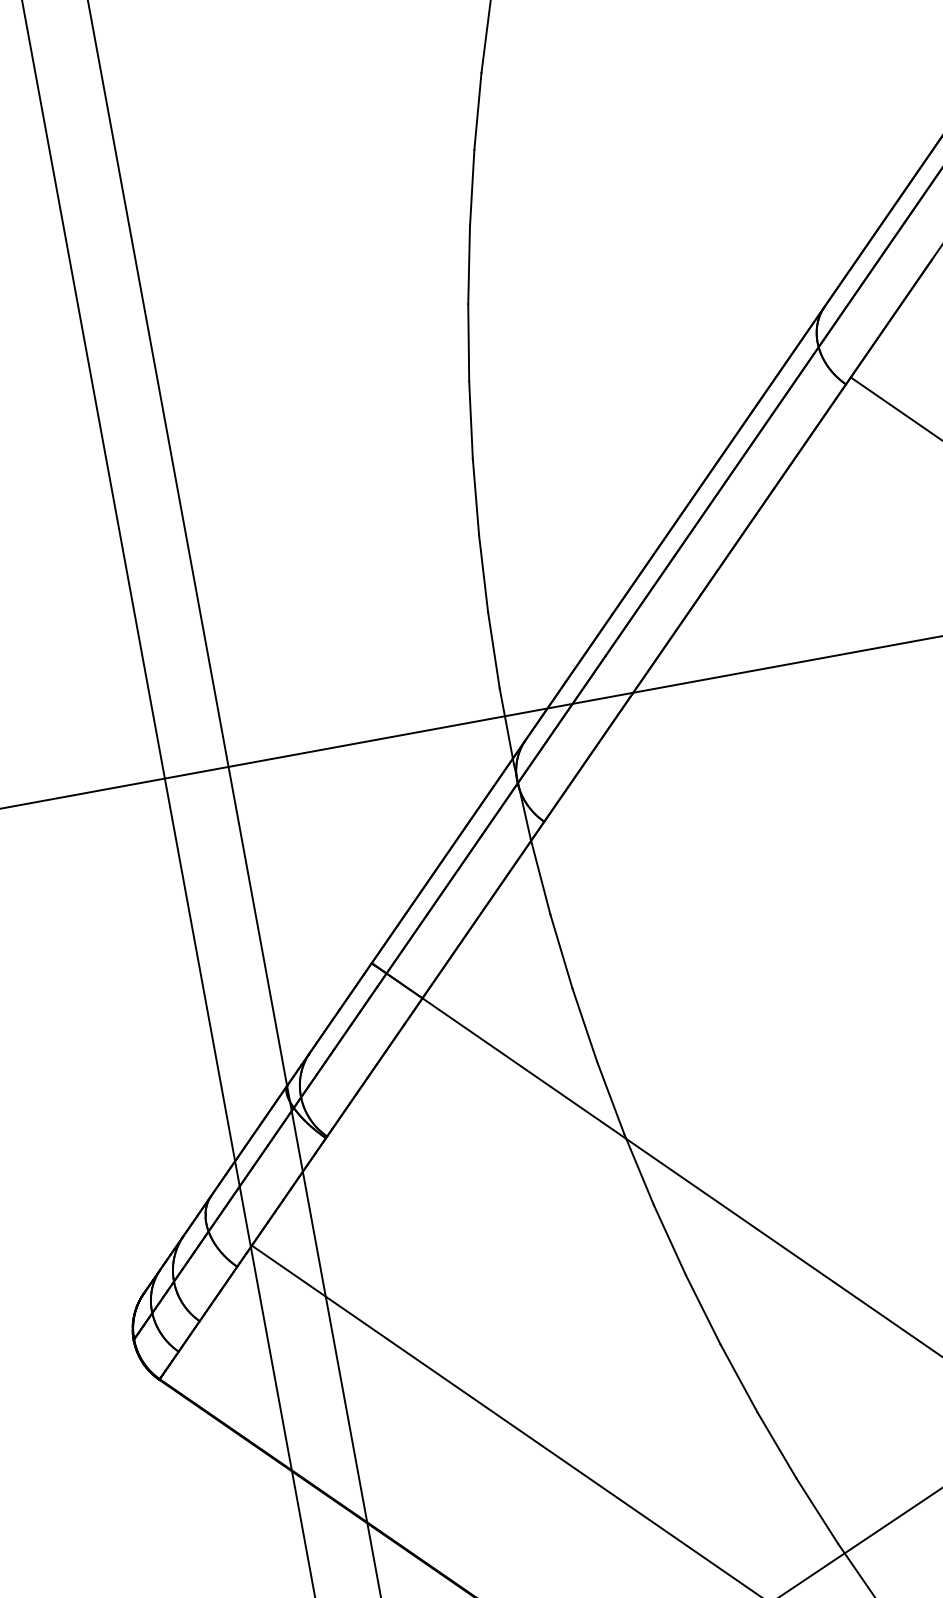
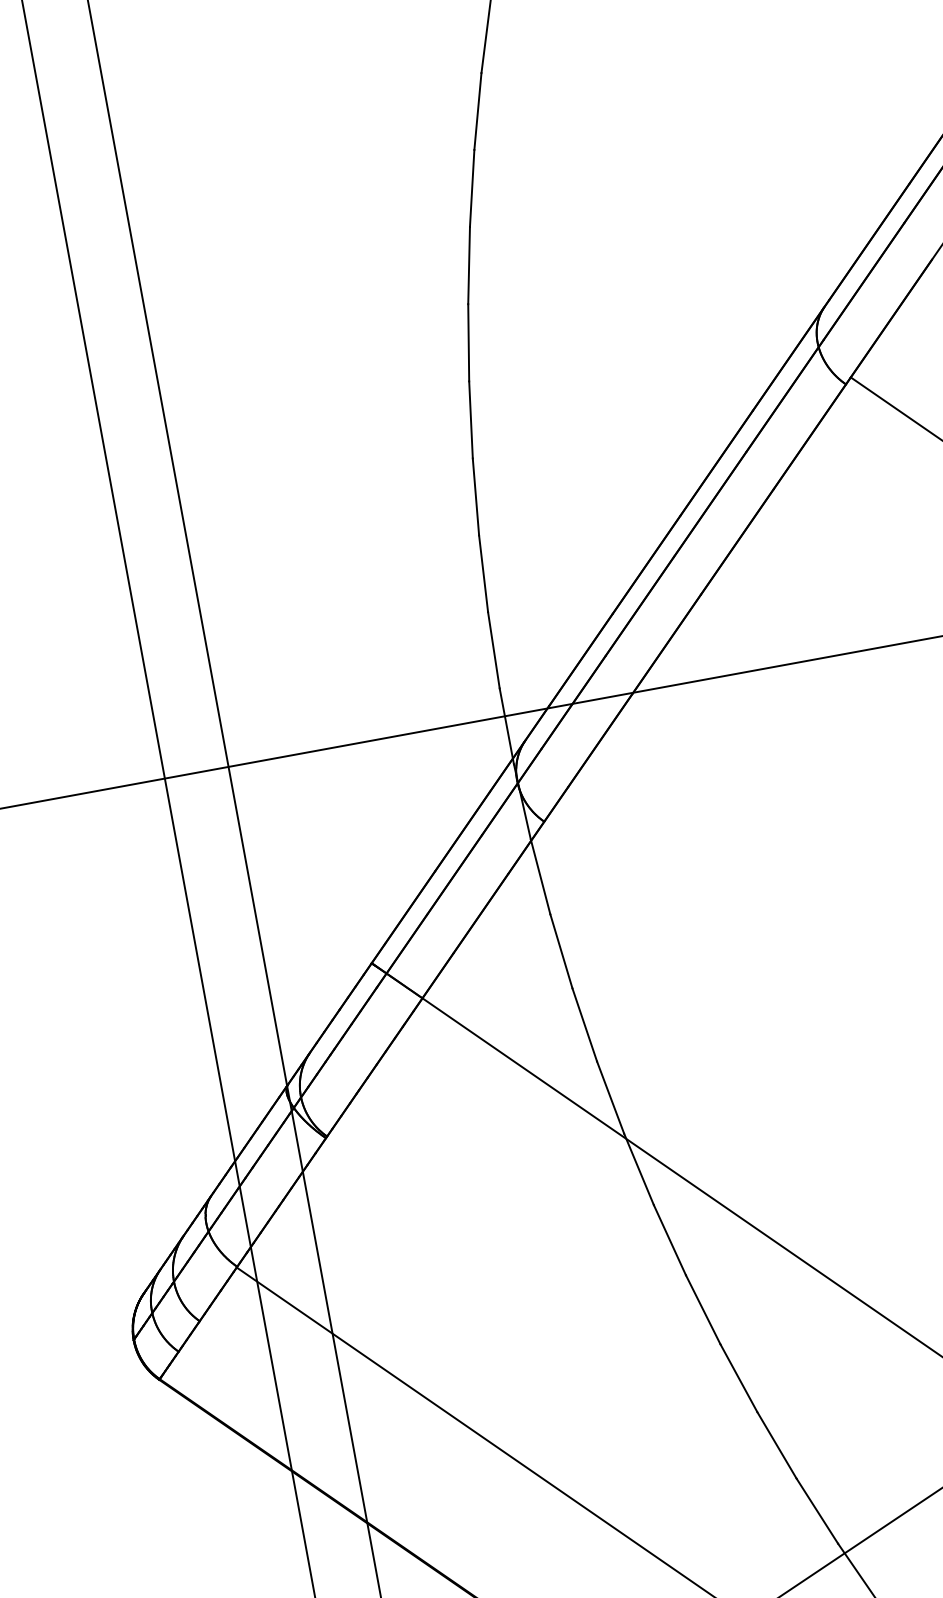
line position: (504, 1419) -> (473, 1430) (473, 1430)
